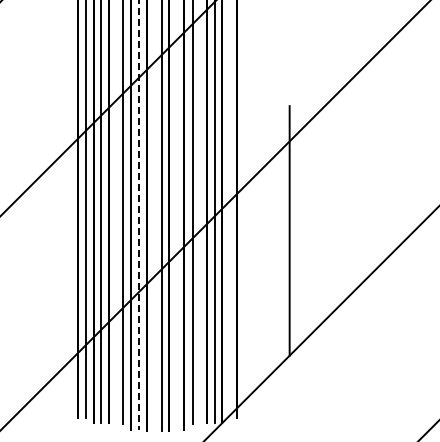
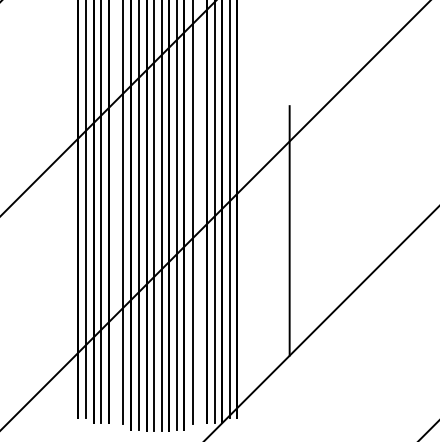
line: none -> present (230, 210)
line: dashed -> solid (138, 215)
line: none -> present (177, 215)
line: none -> present (153, 216)
